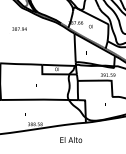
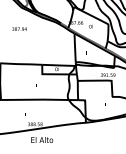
text position: (71, 139) -> (42, 139) (42, 139)
